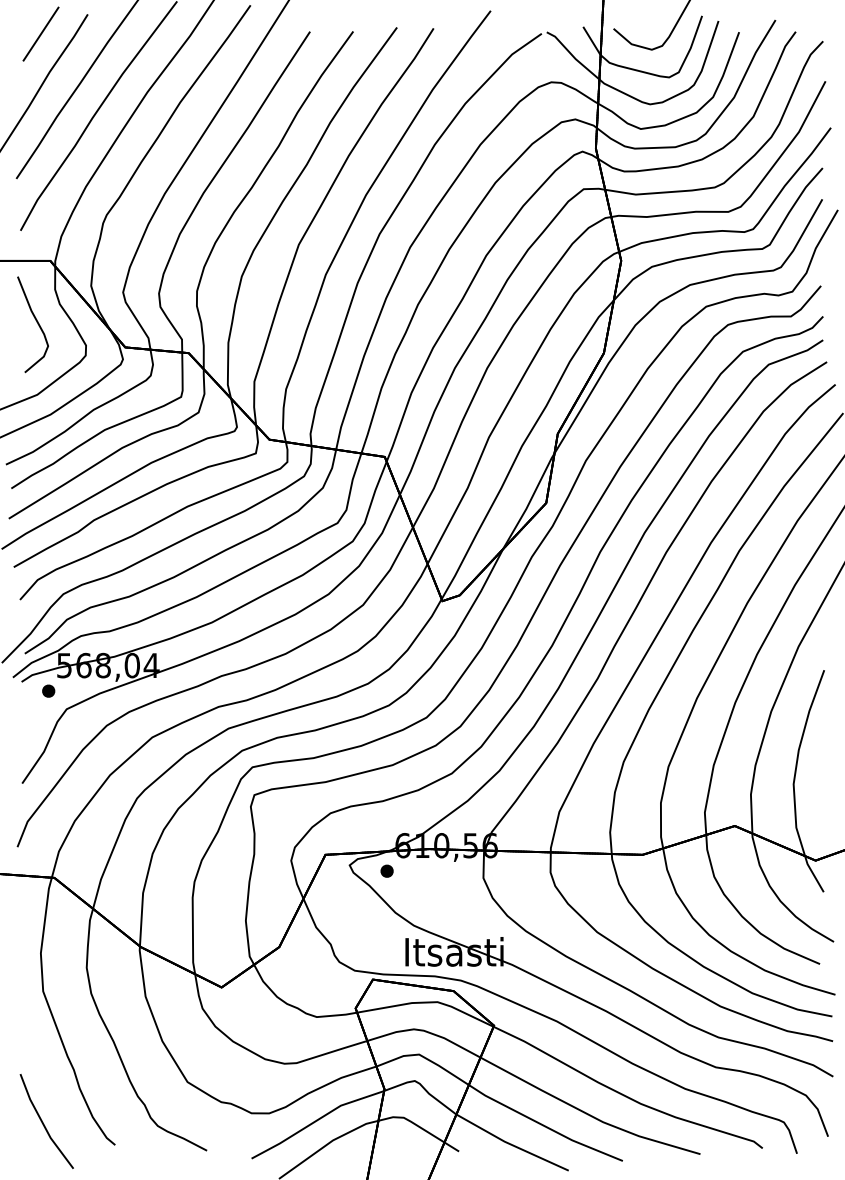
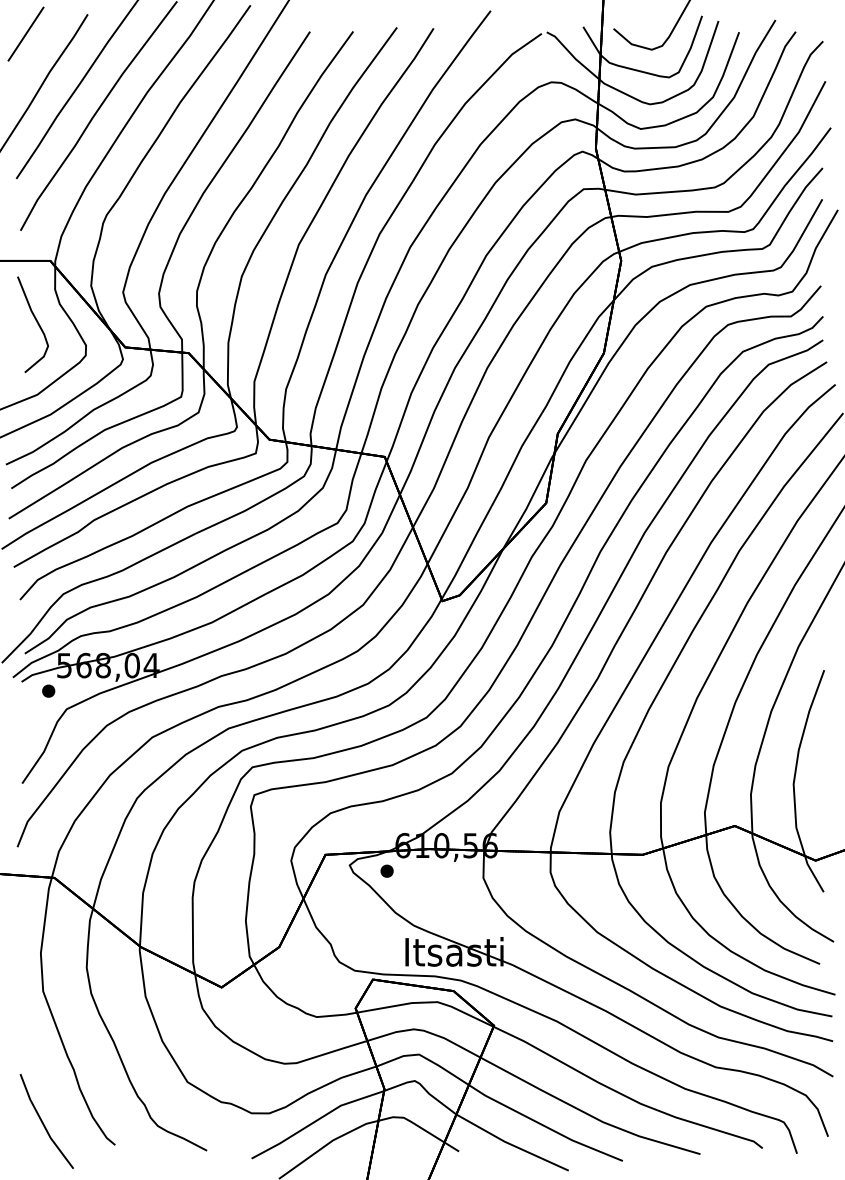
line position: (40, 33) -> (25, 33) (25, 33)
